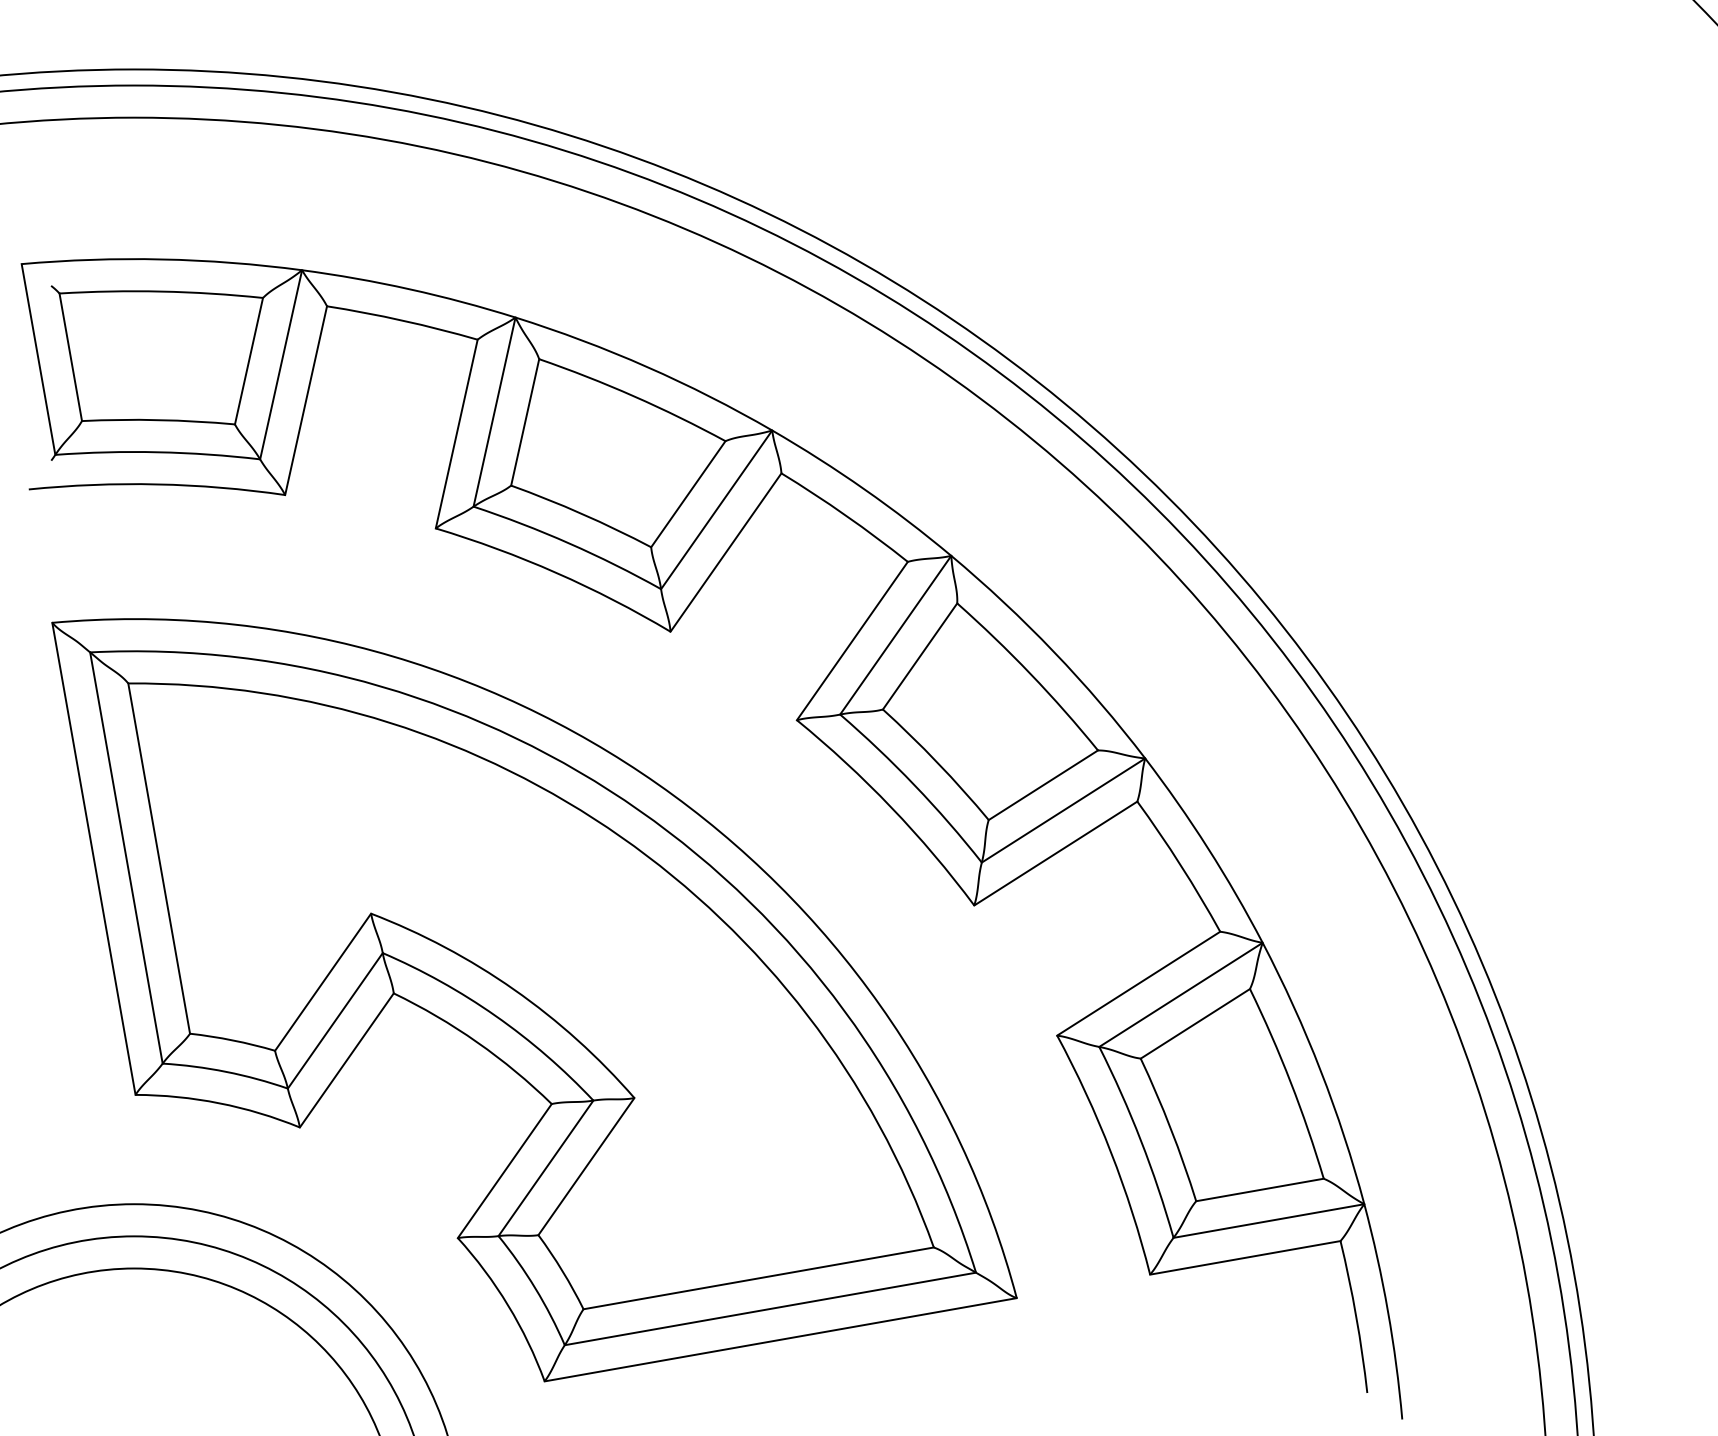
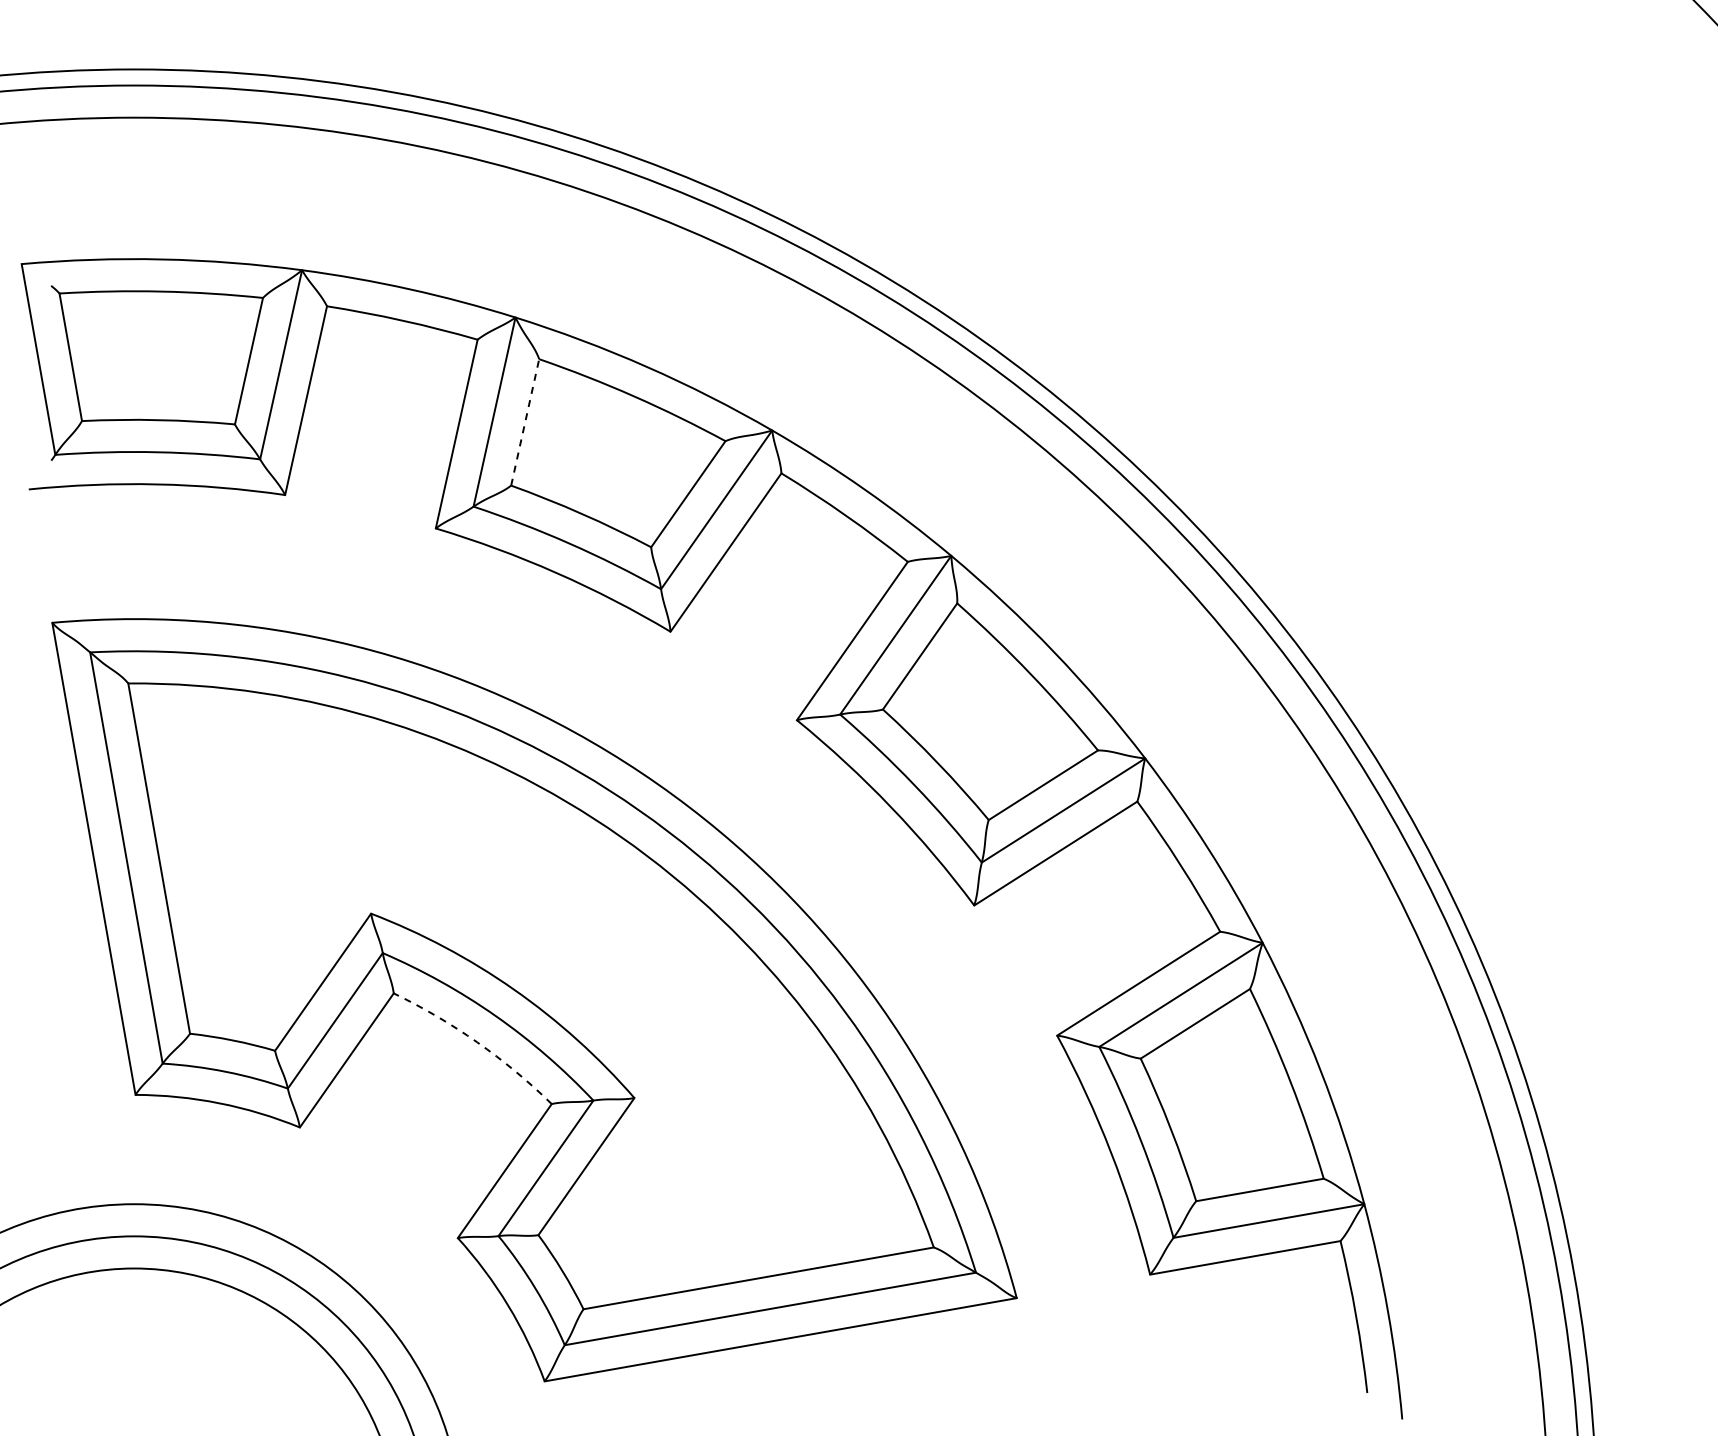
line: solid -> dashed (525, 422)
arc: solid -> dashed (477, 1042)
